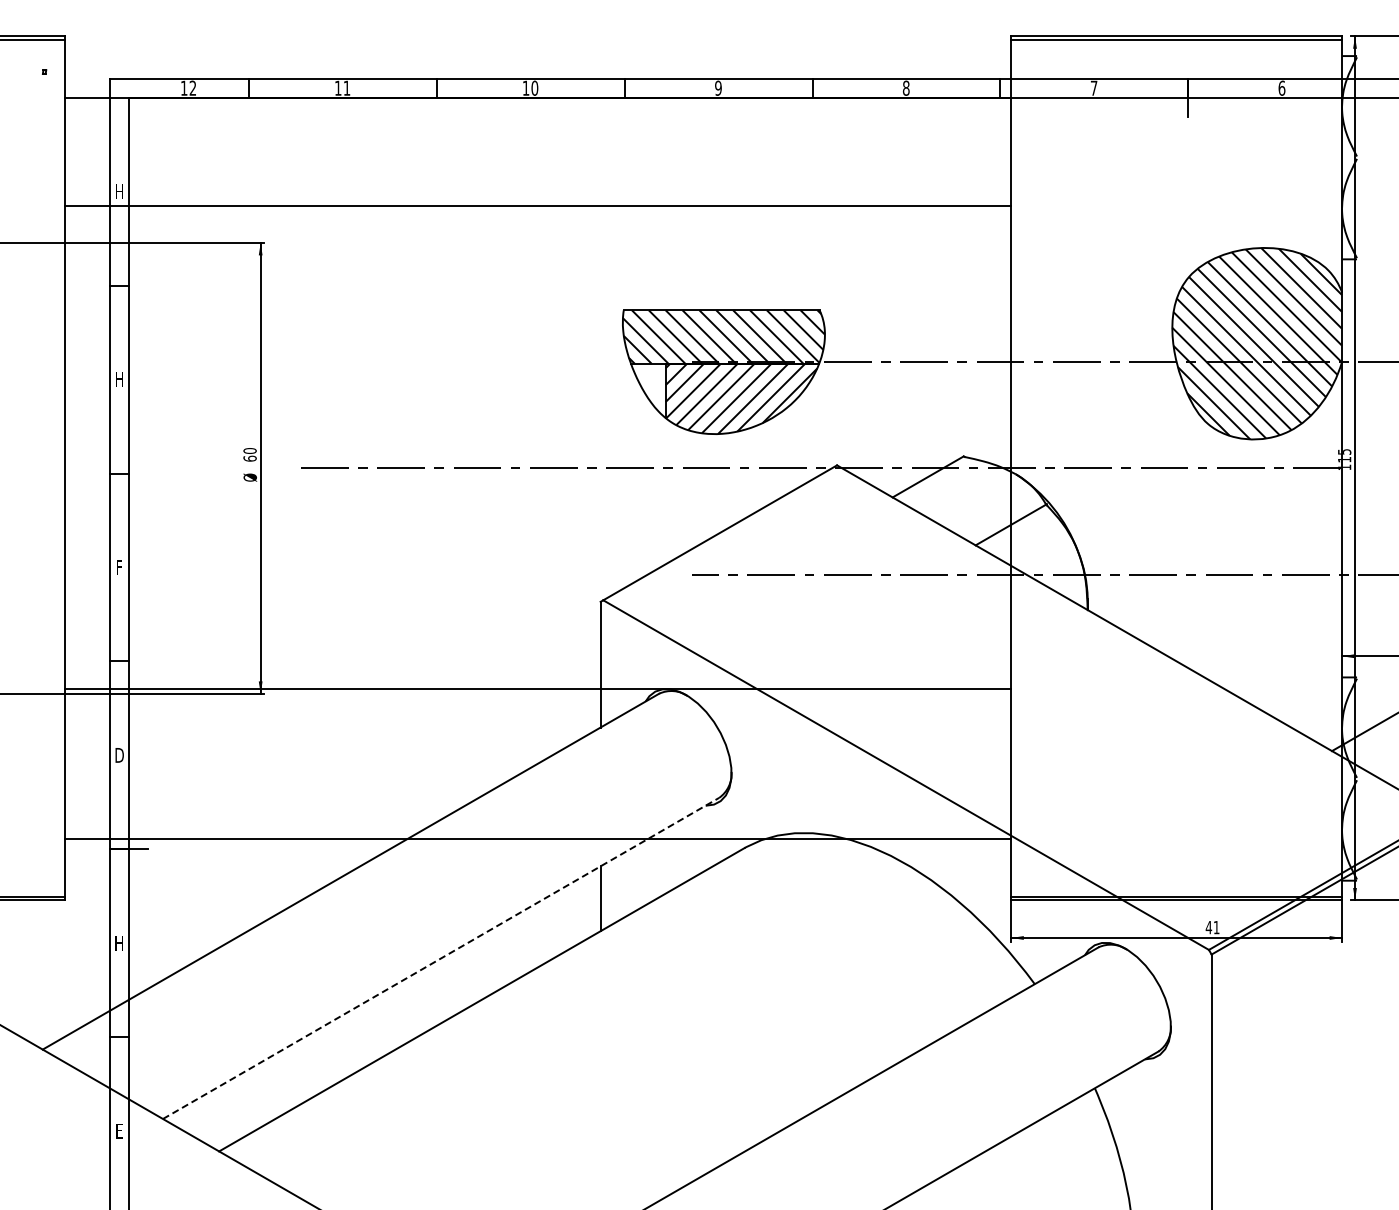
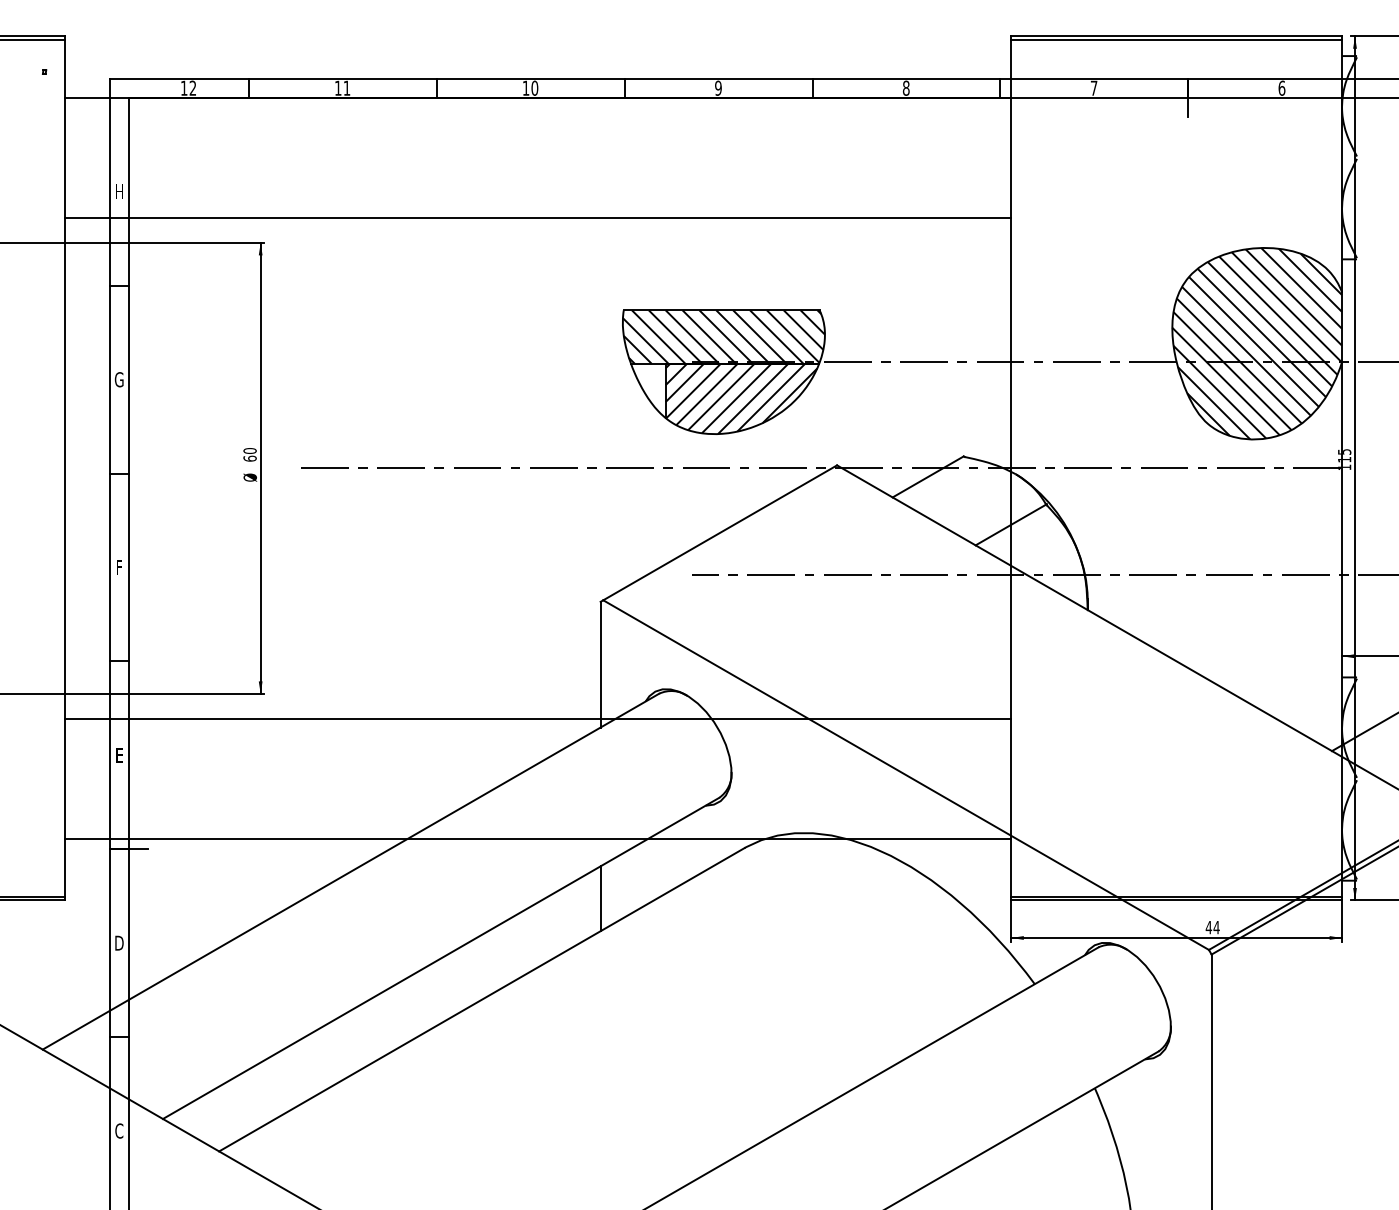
line position: (537, 205) -> (537, 217) (537, 217)
text: H -> G (118, 379)
line position: (537, 688) -> (537, 718) (537, 718)
text: D -> E (119, 755)
text: 41 -> 44 (1216, 927)
text: H -> D (119, 942)
line: dashed -> solid (441, 958)
text: E -> C (119, 1130)
